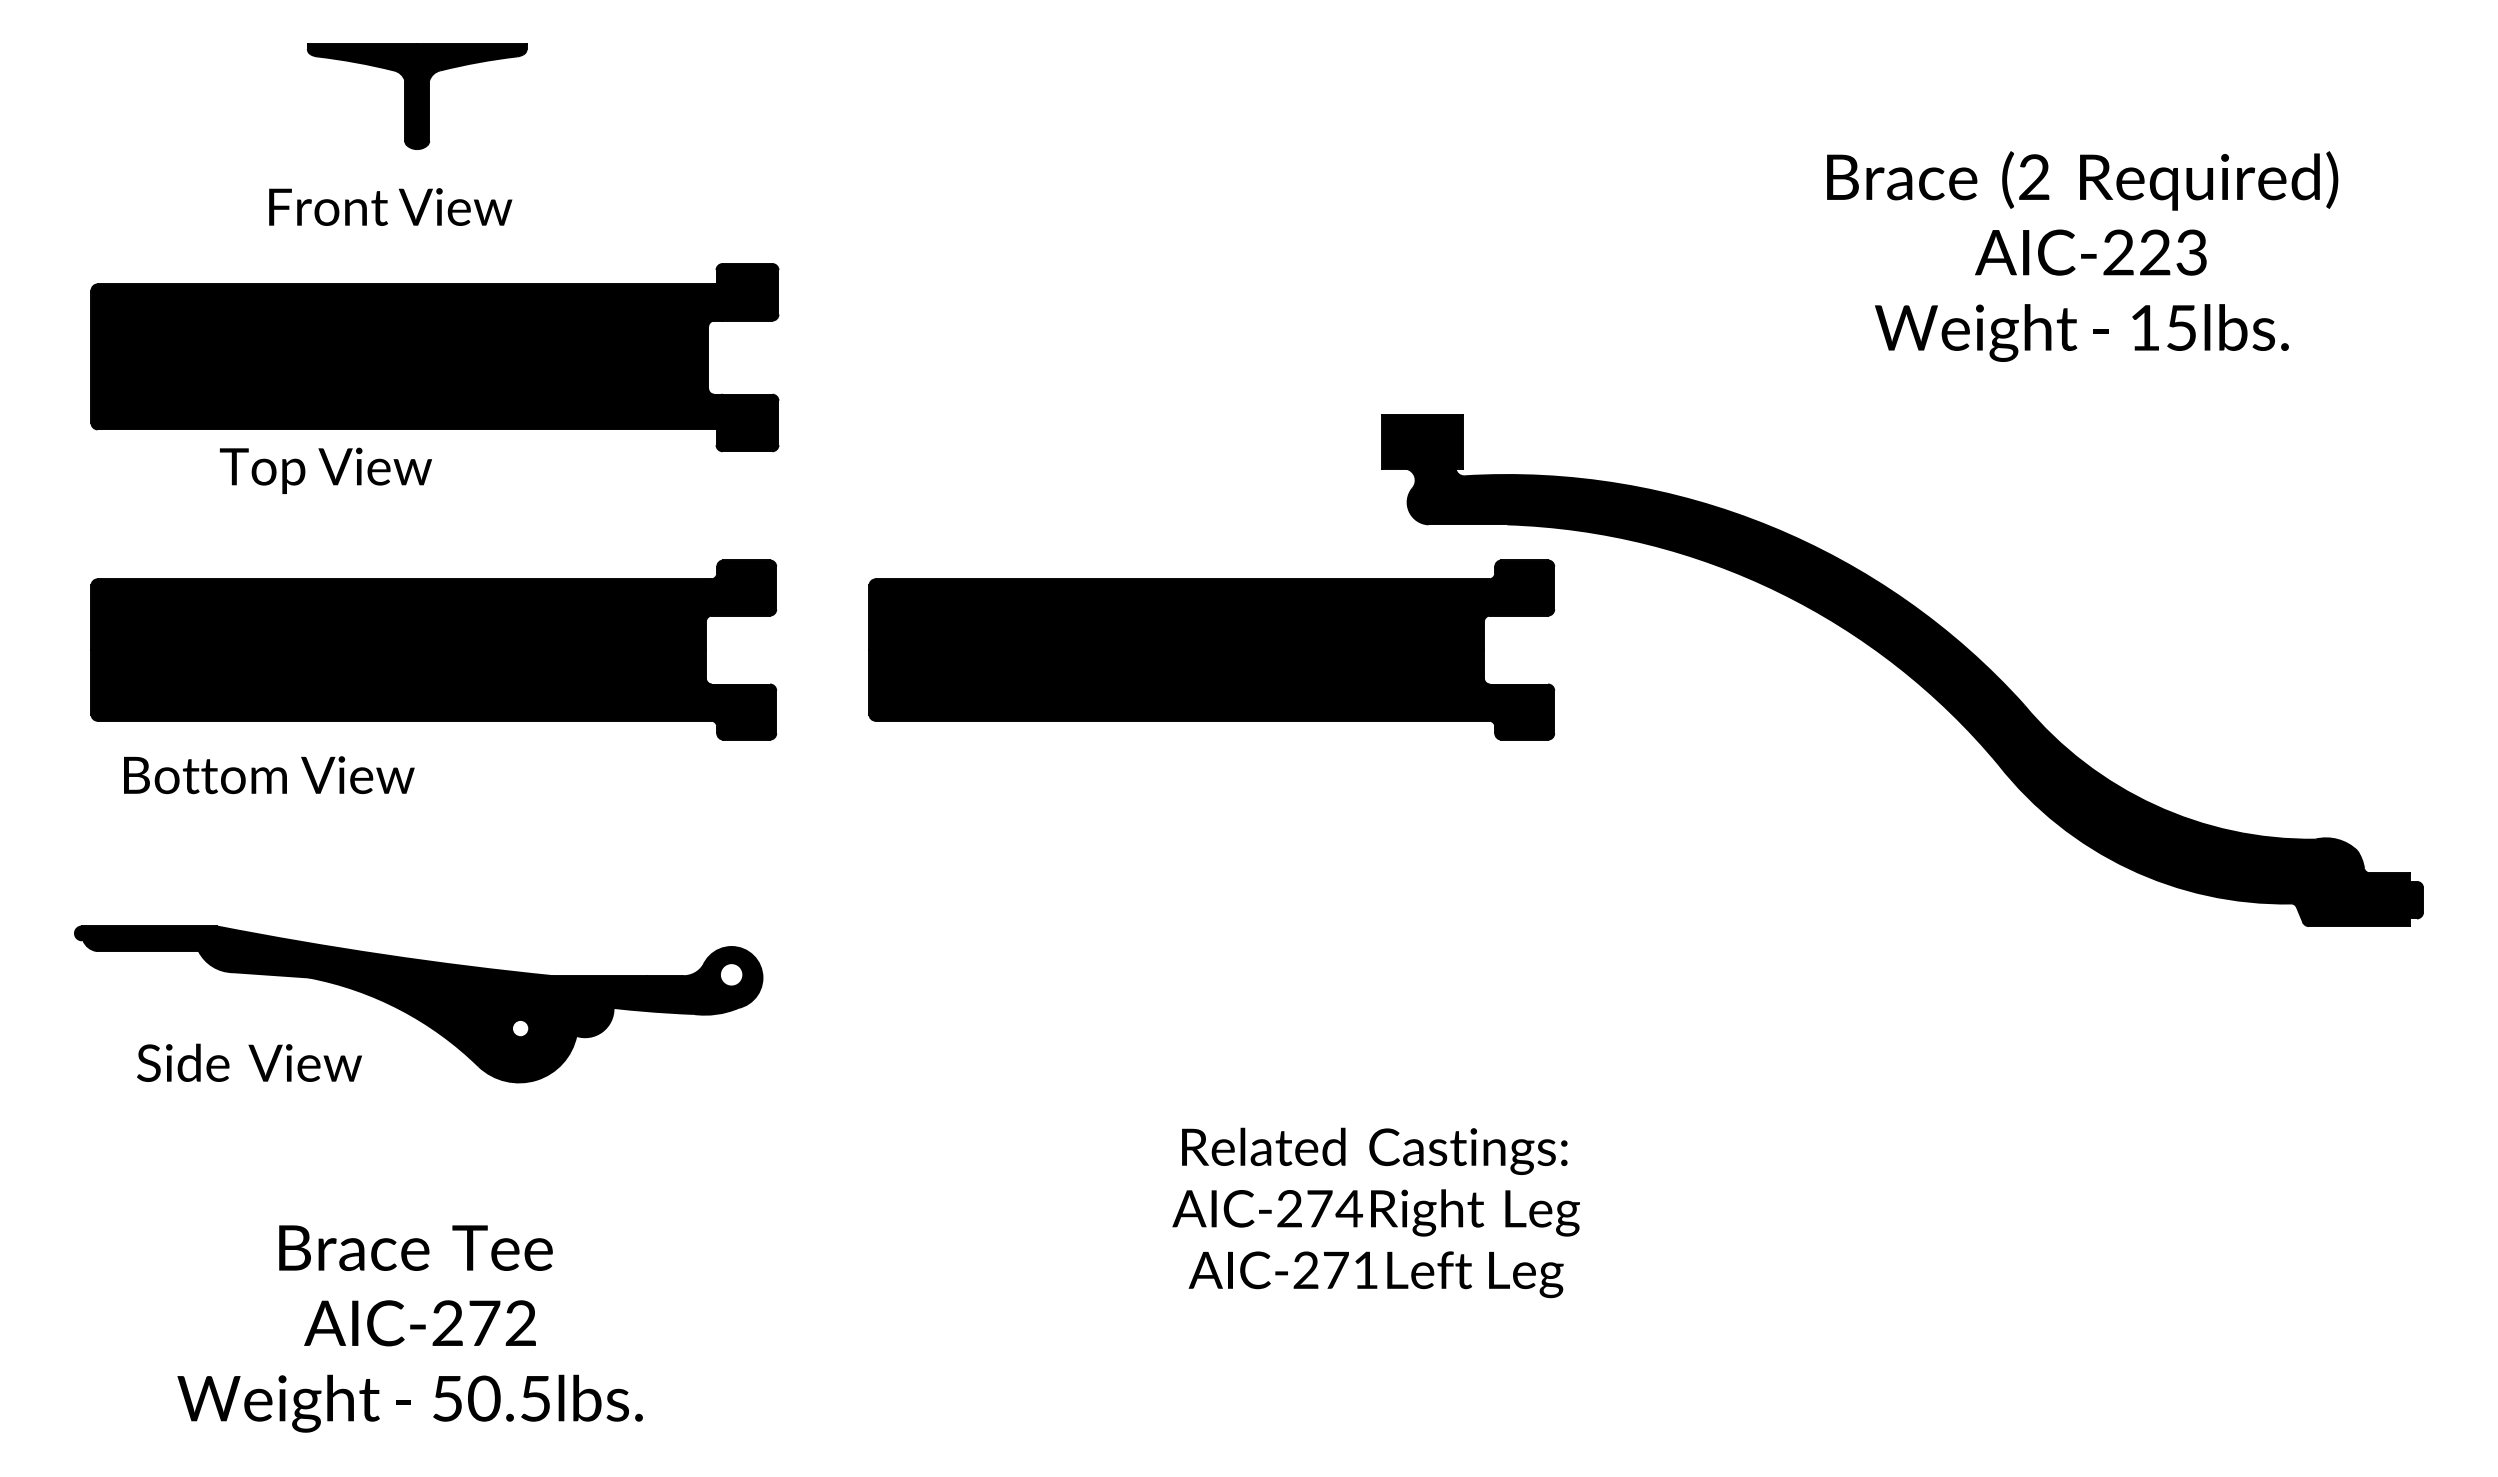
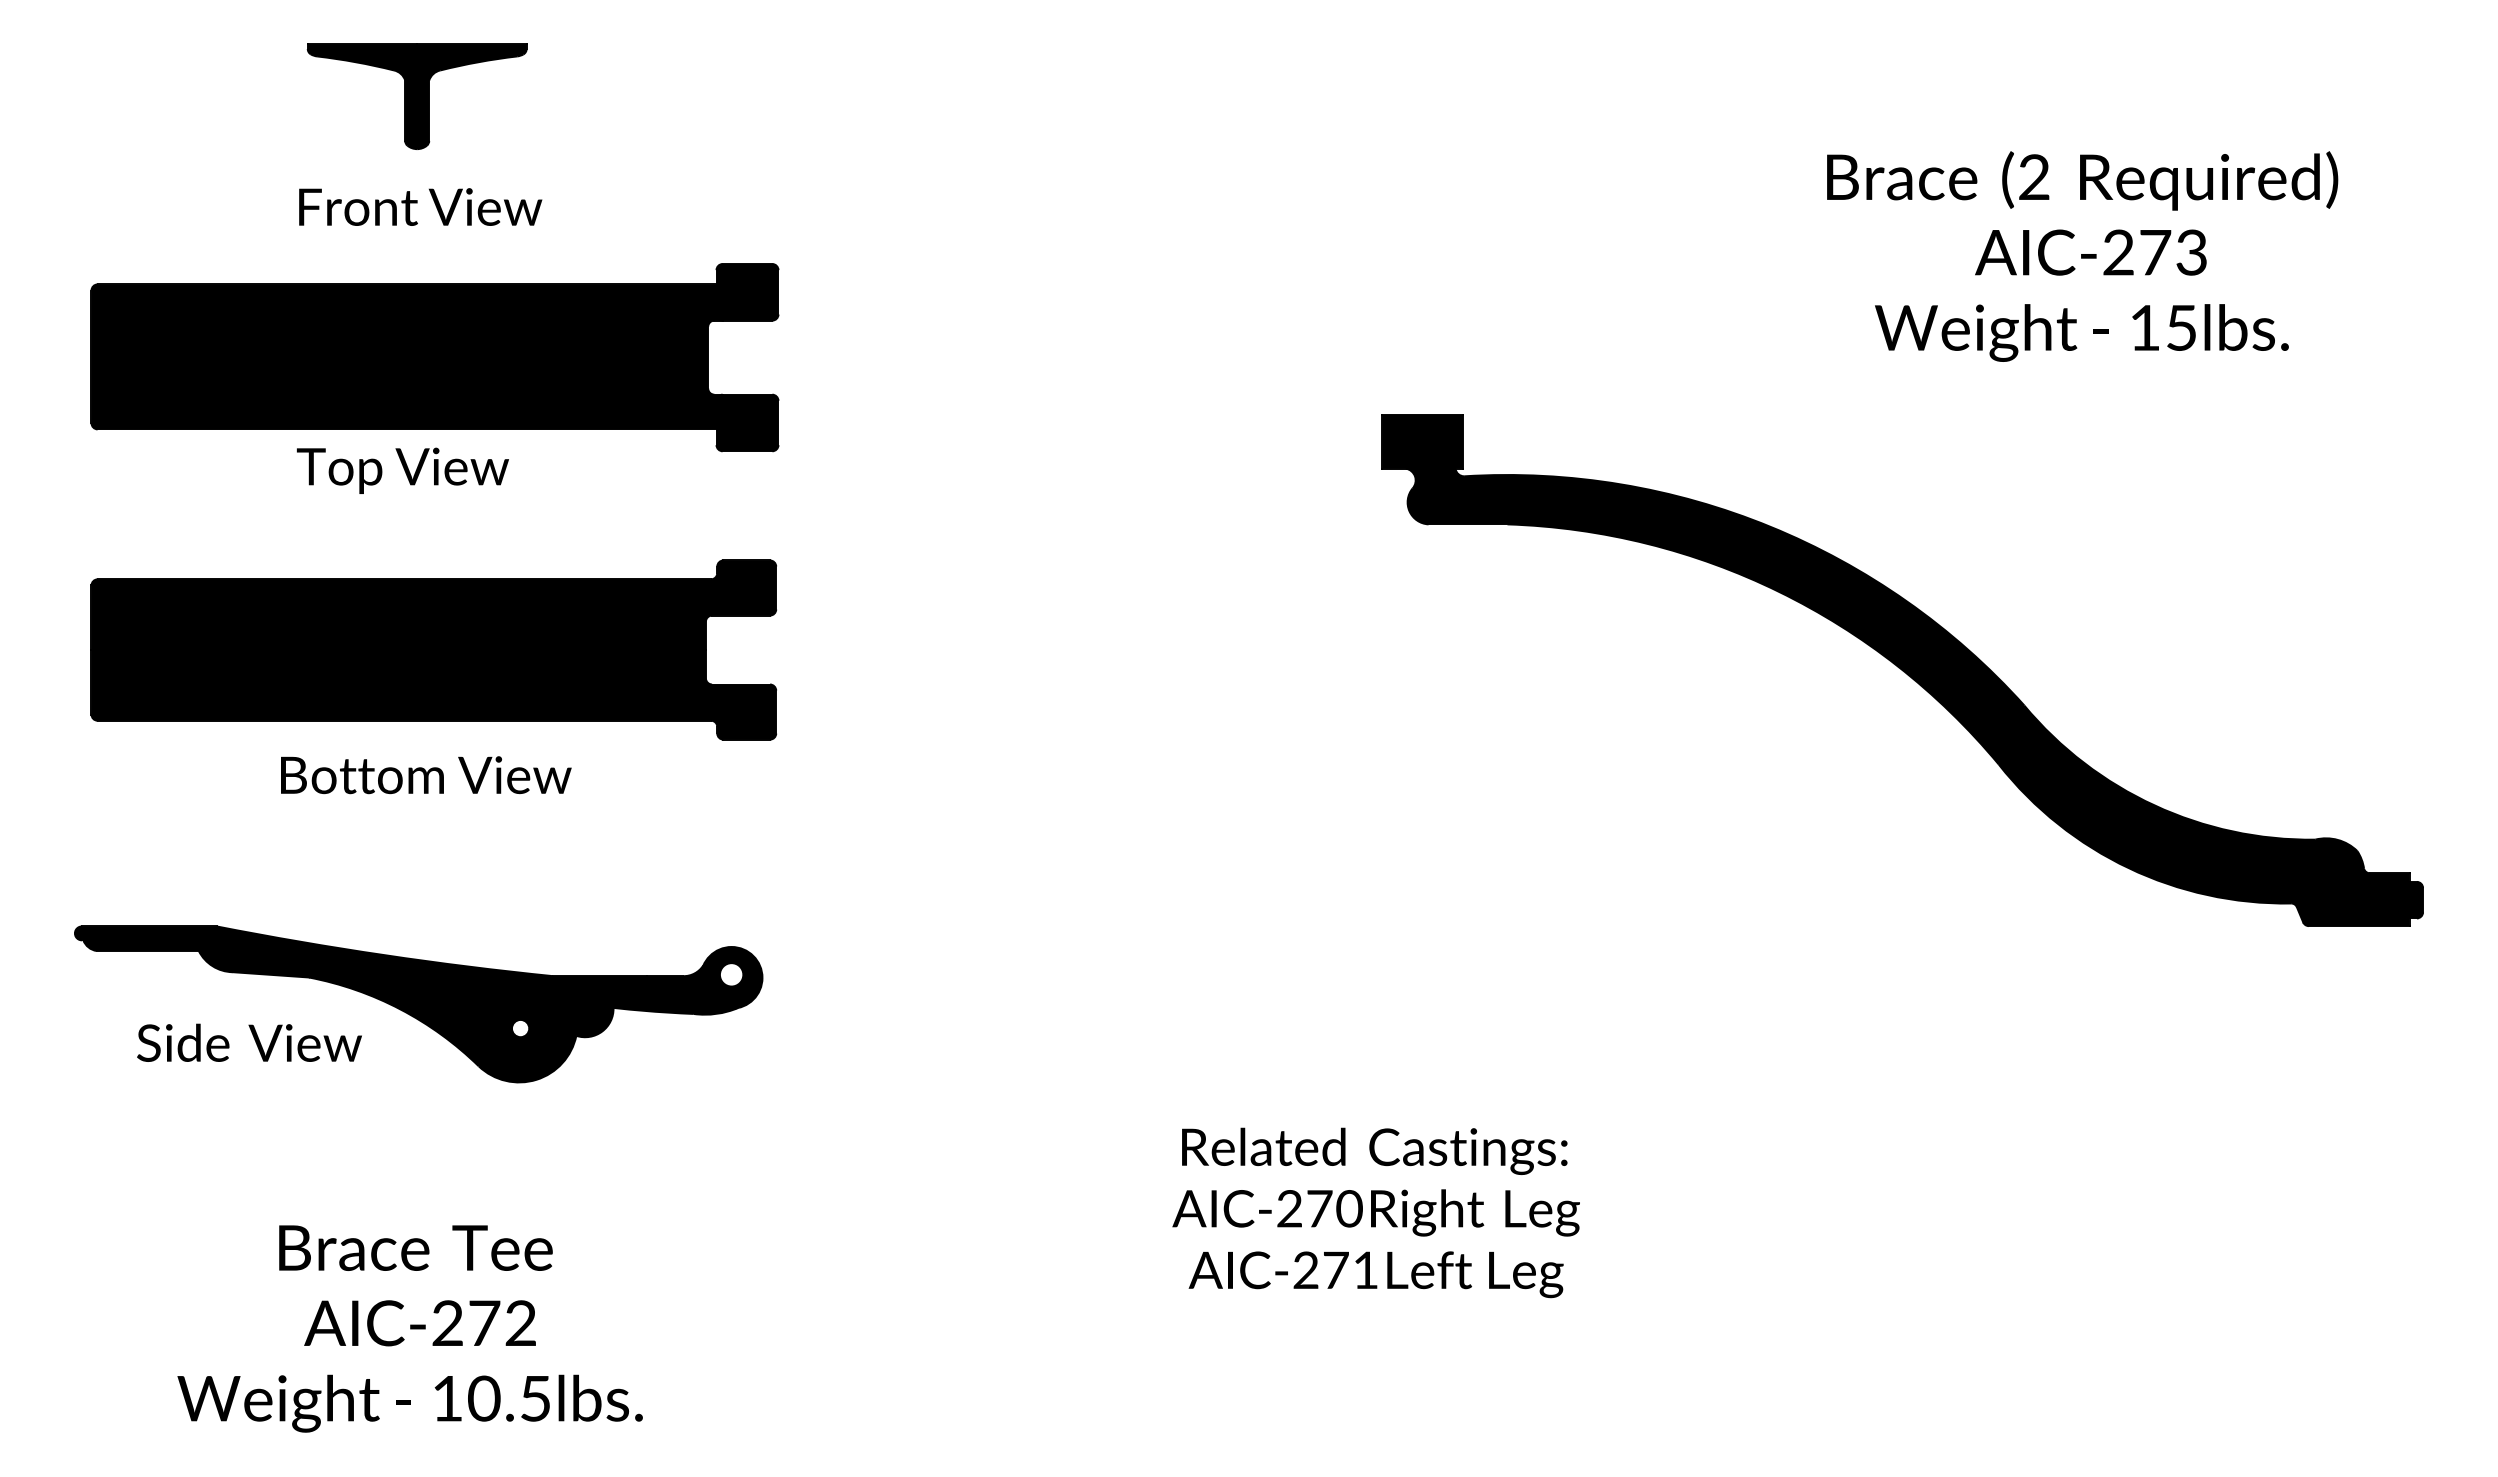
text position: (390, 206) -> (420, 206) (420, 206)
text: AIC-223 -> AIC-273 (2155, 252)
text position: (325, 470) -> (402, 470) (402, 470)
part: present -> none (1211, 649)
text position: (269, 775) -> (426, 775) (426, 775)
text position: (249, 1062) -> (249, 1042) (249, 1042)
text: AIC-274 -> AIC-270 (1349, 1208)
text: 50.5lbs. -> 10.5lbs. (447, 1398)
